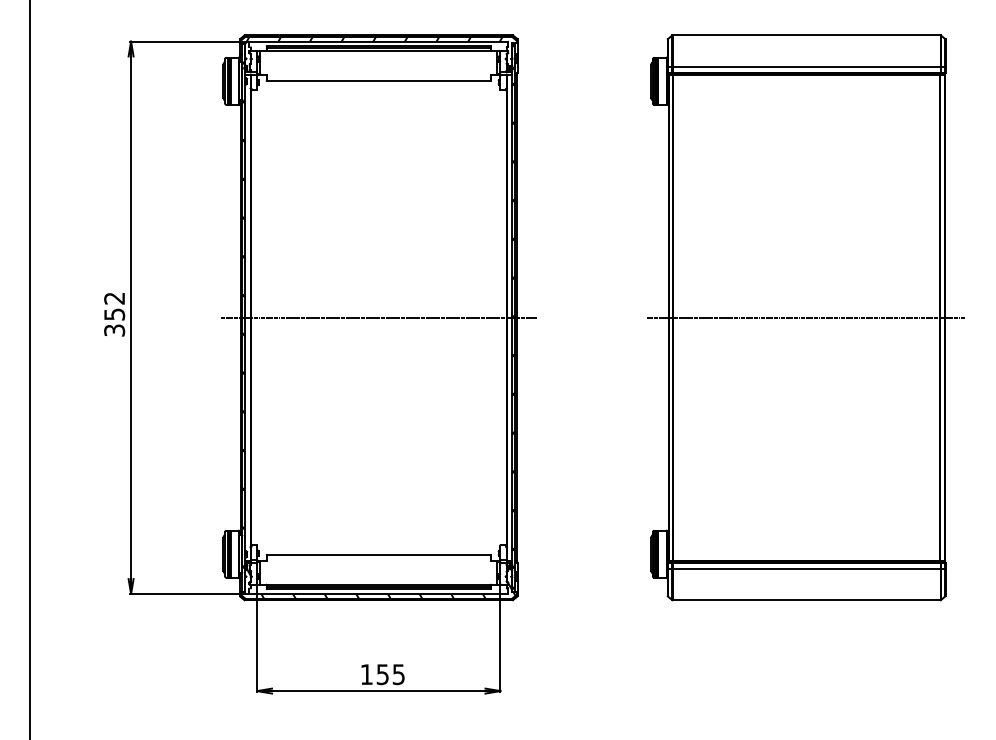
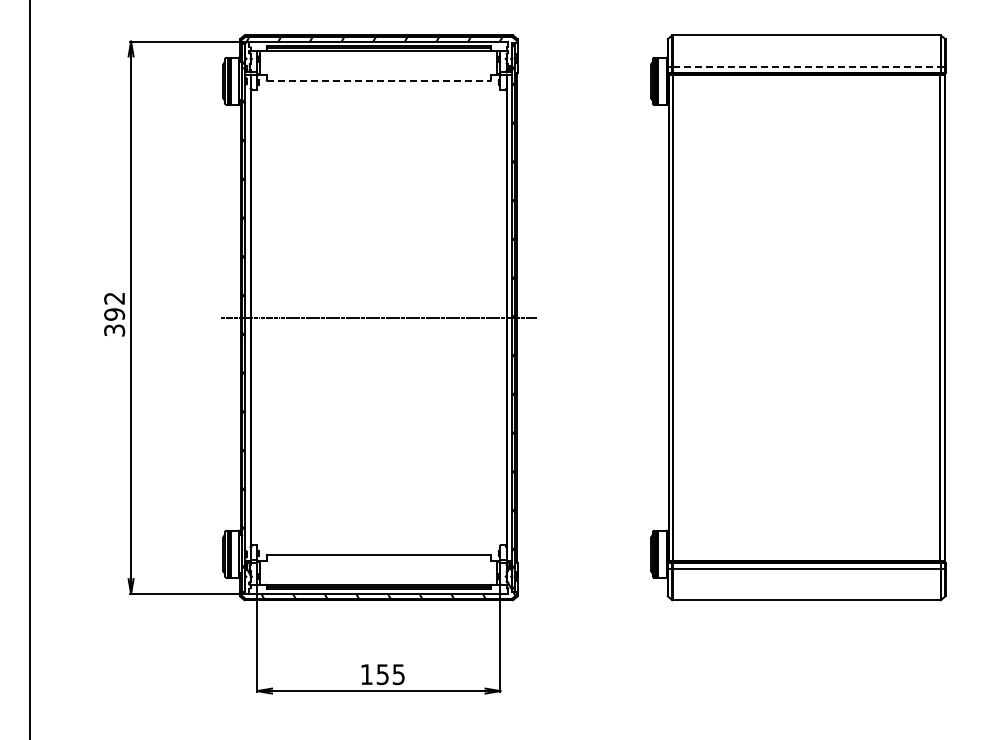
line: solid -> dashed (806, 66)
line: solid -> dashed (378, 80)
text: 352 -> 392 (114, 314)
line: present -> none (806, 317)
